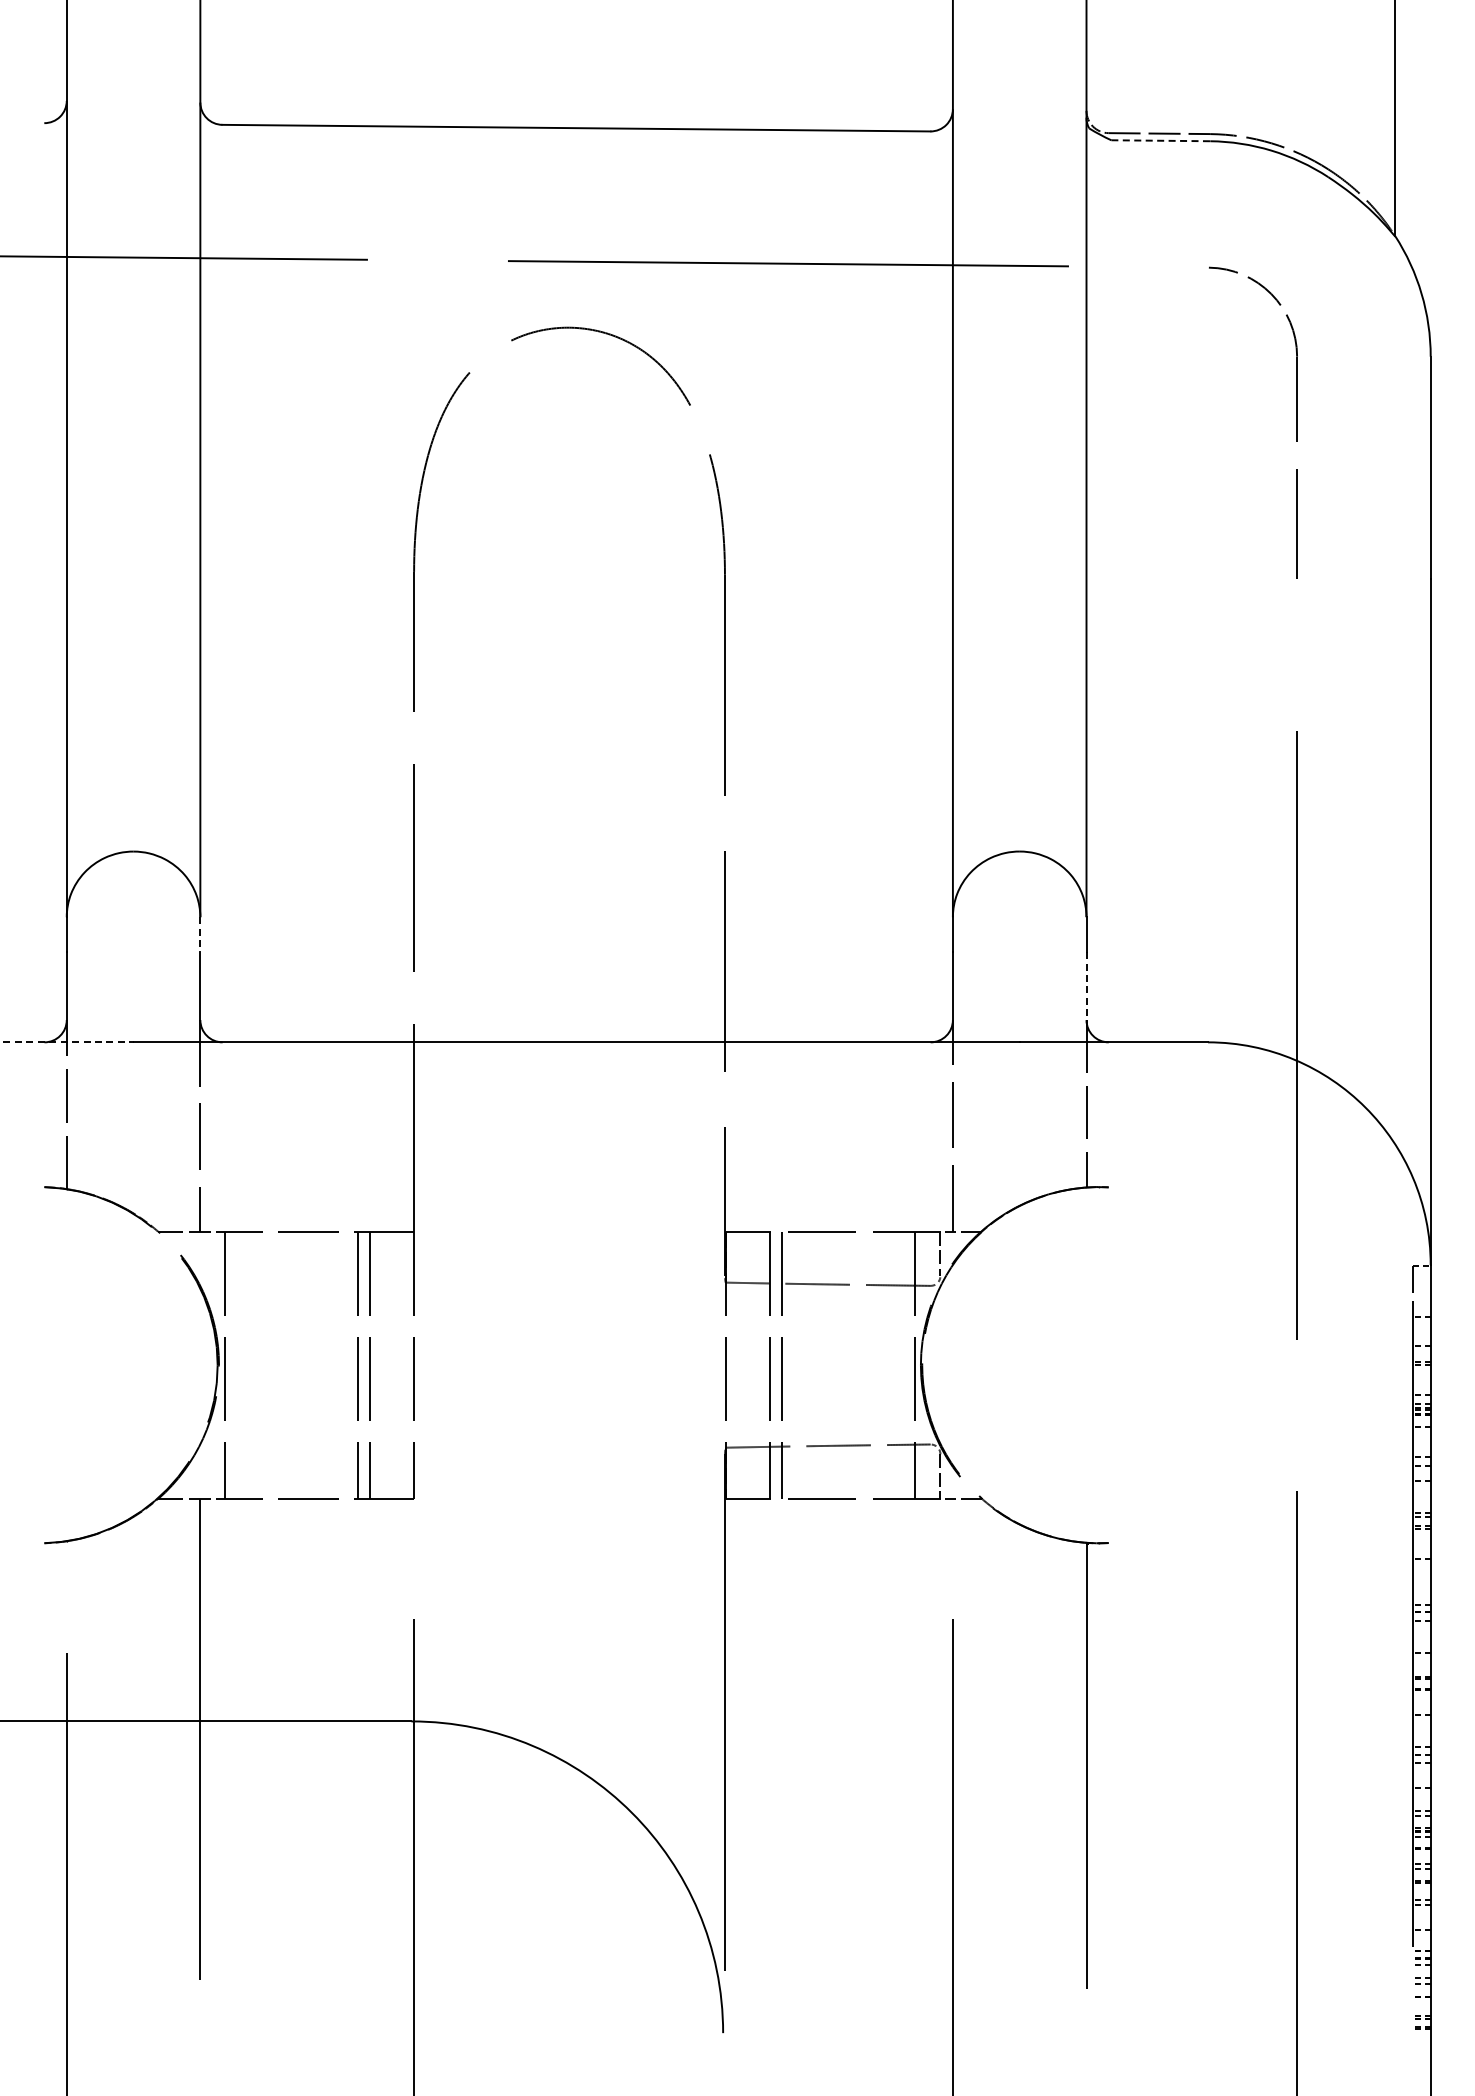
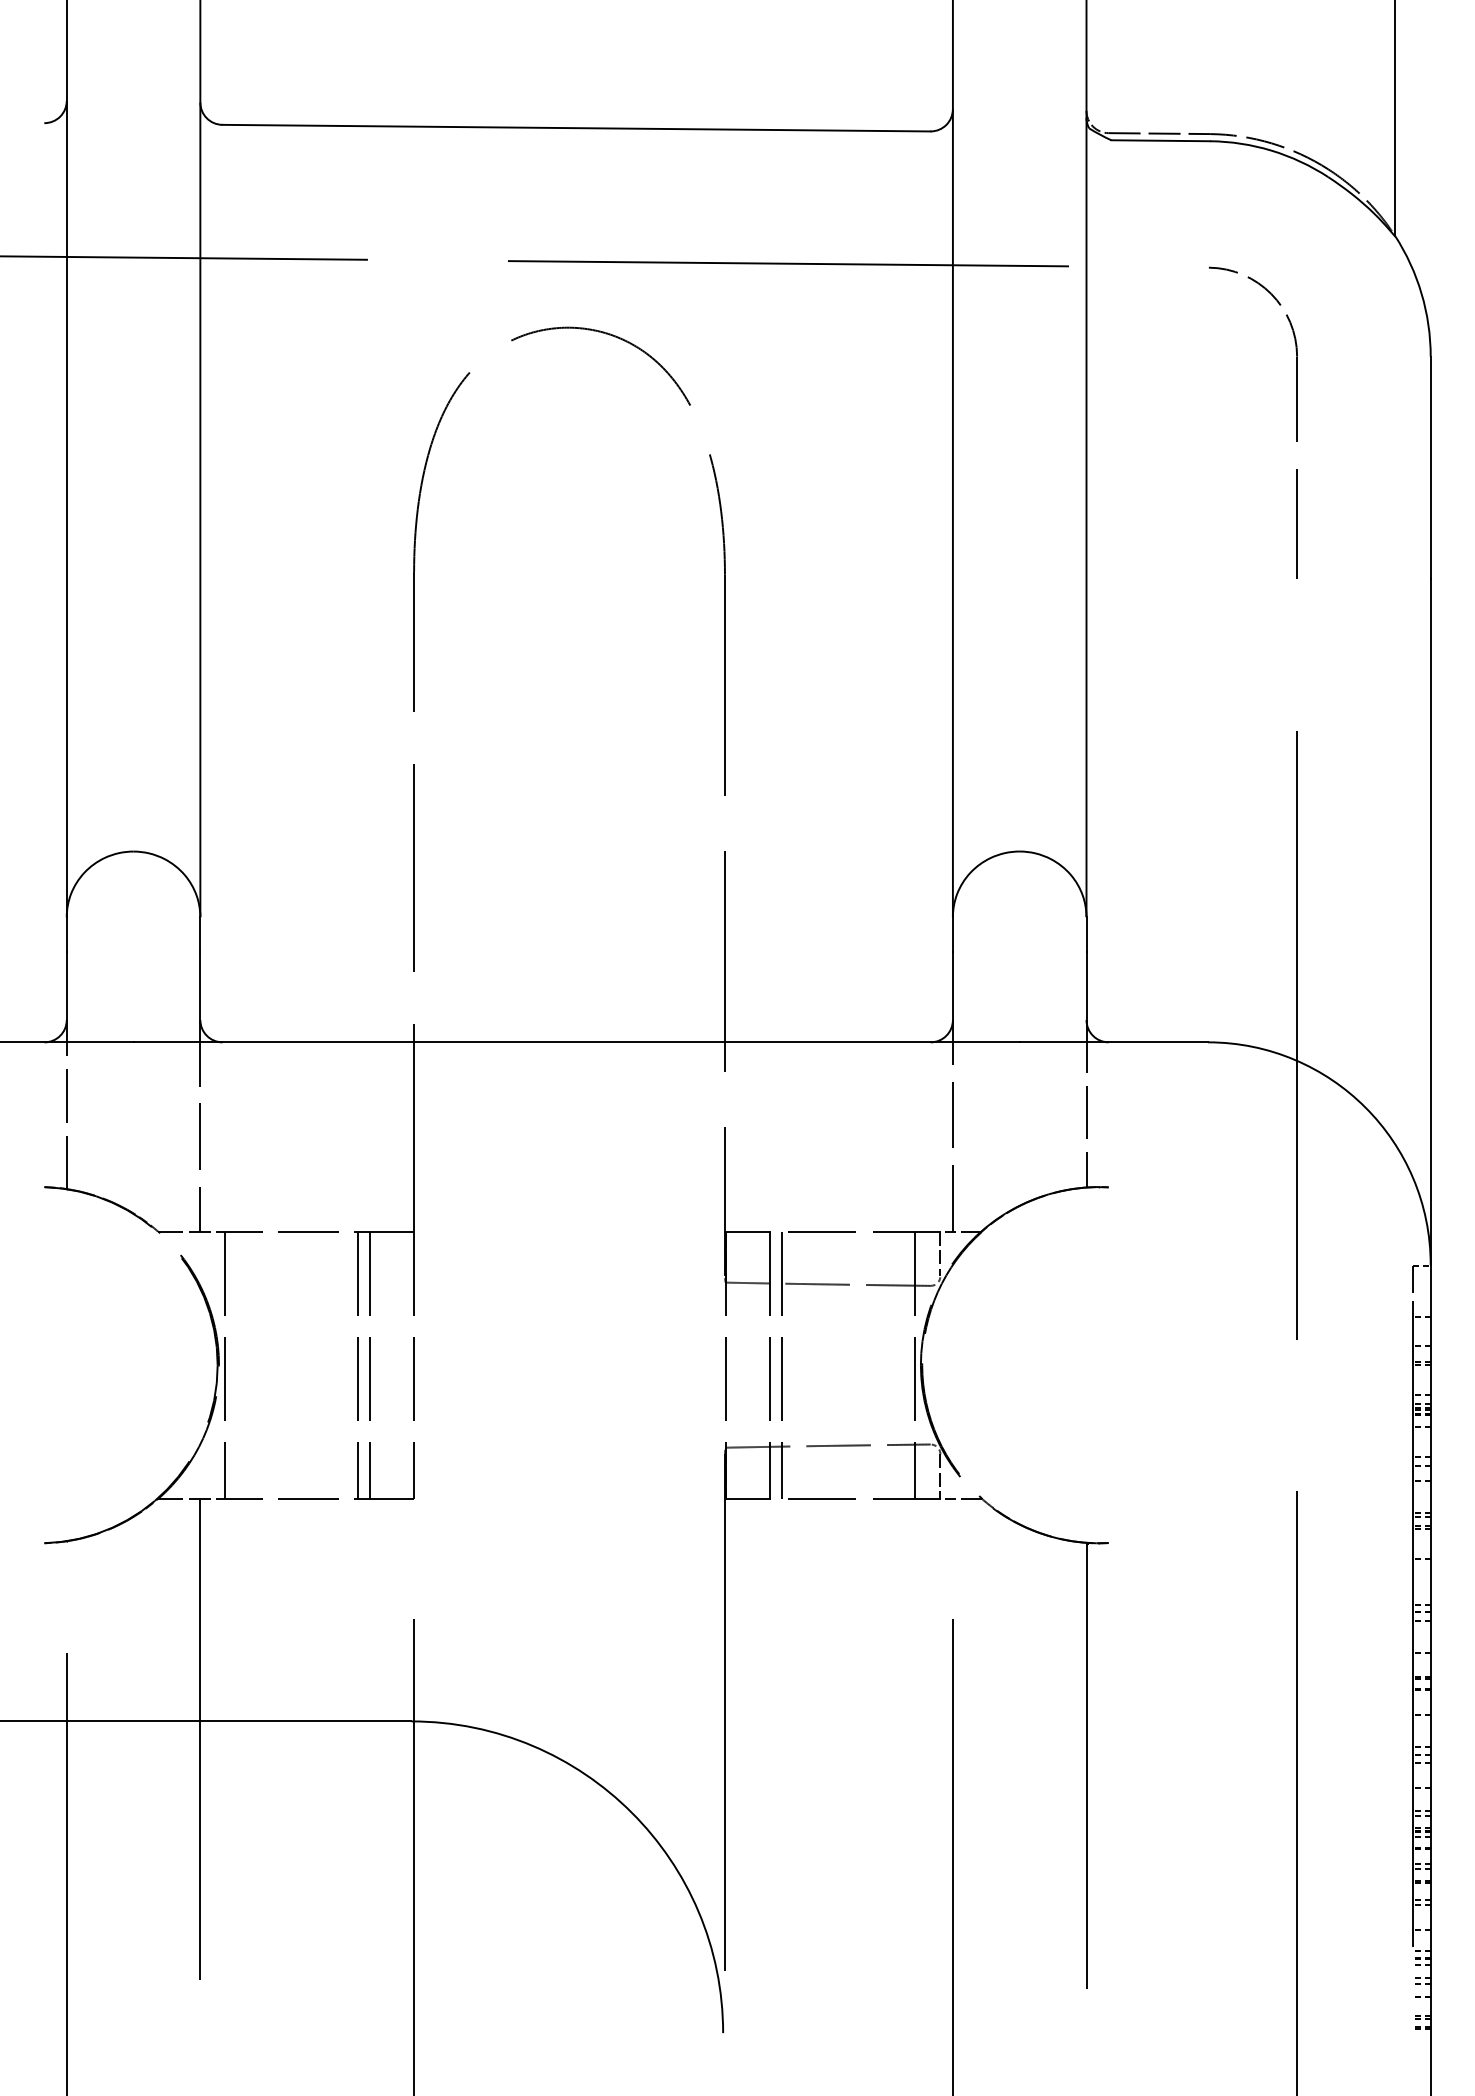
line: dashed -> solid (1161, 140)
line: dashed -> solid (200, 935)
line: dashed -> solid (1086, 986)
line: dashed -> solid (67, 1042)
